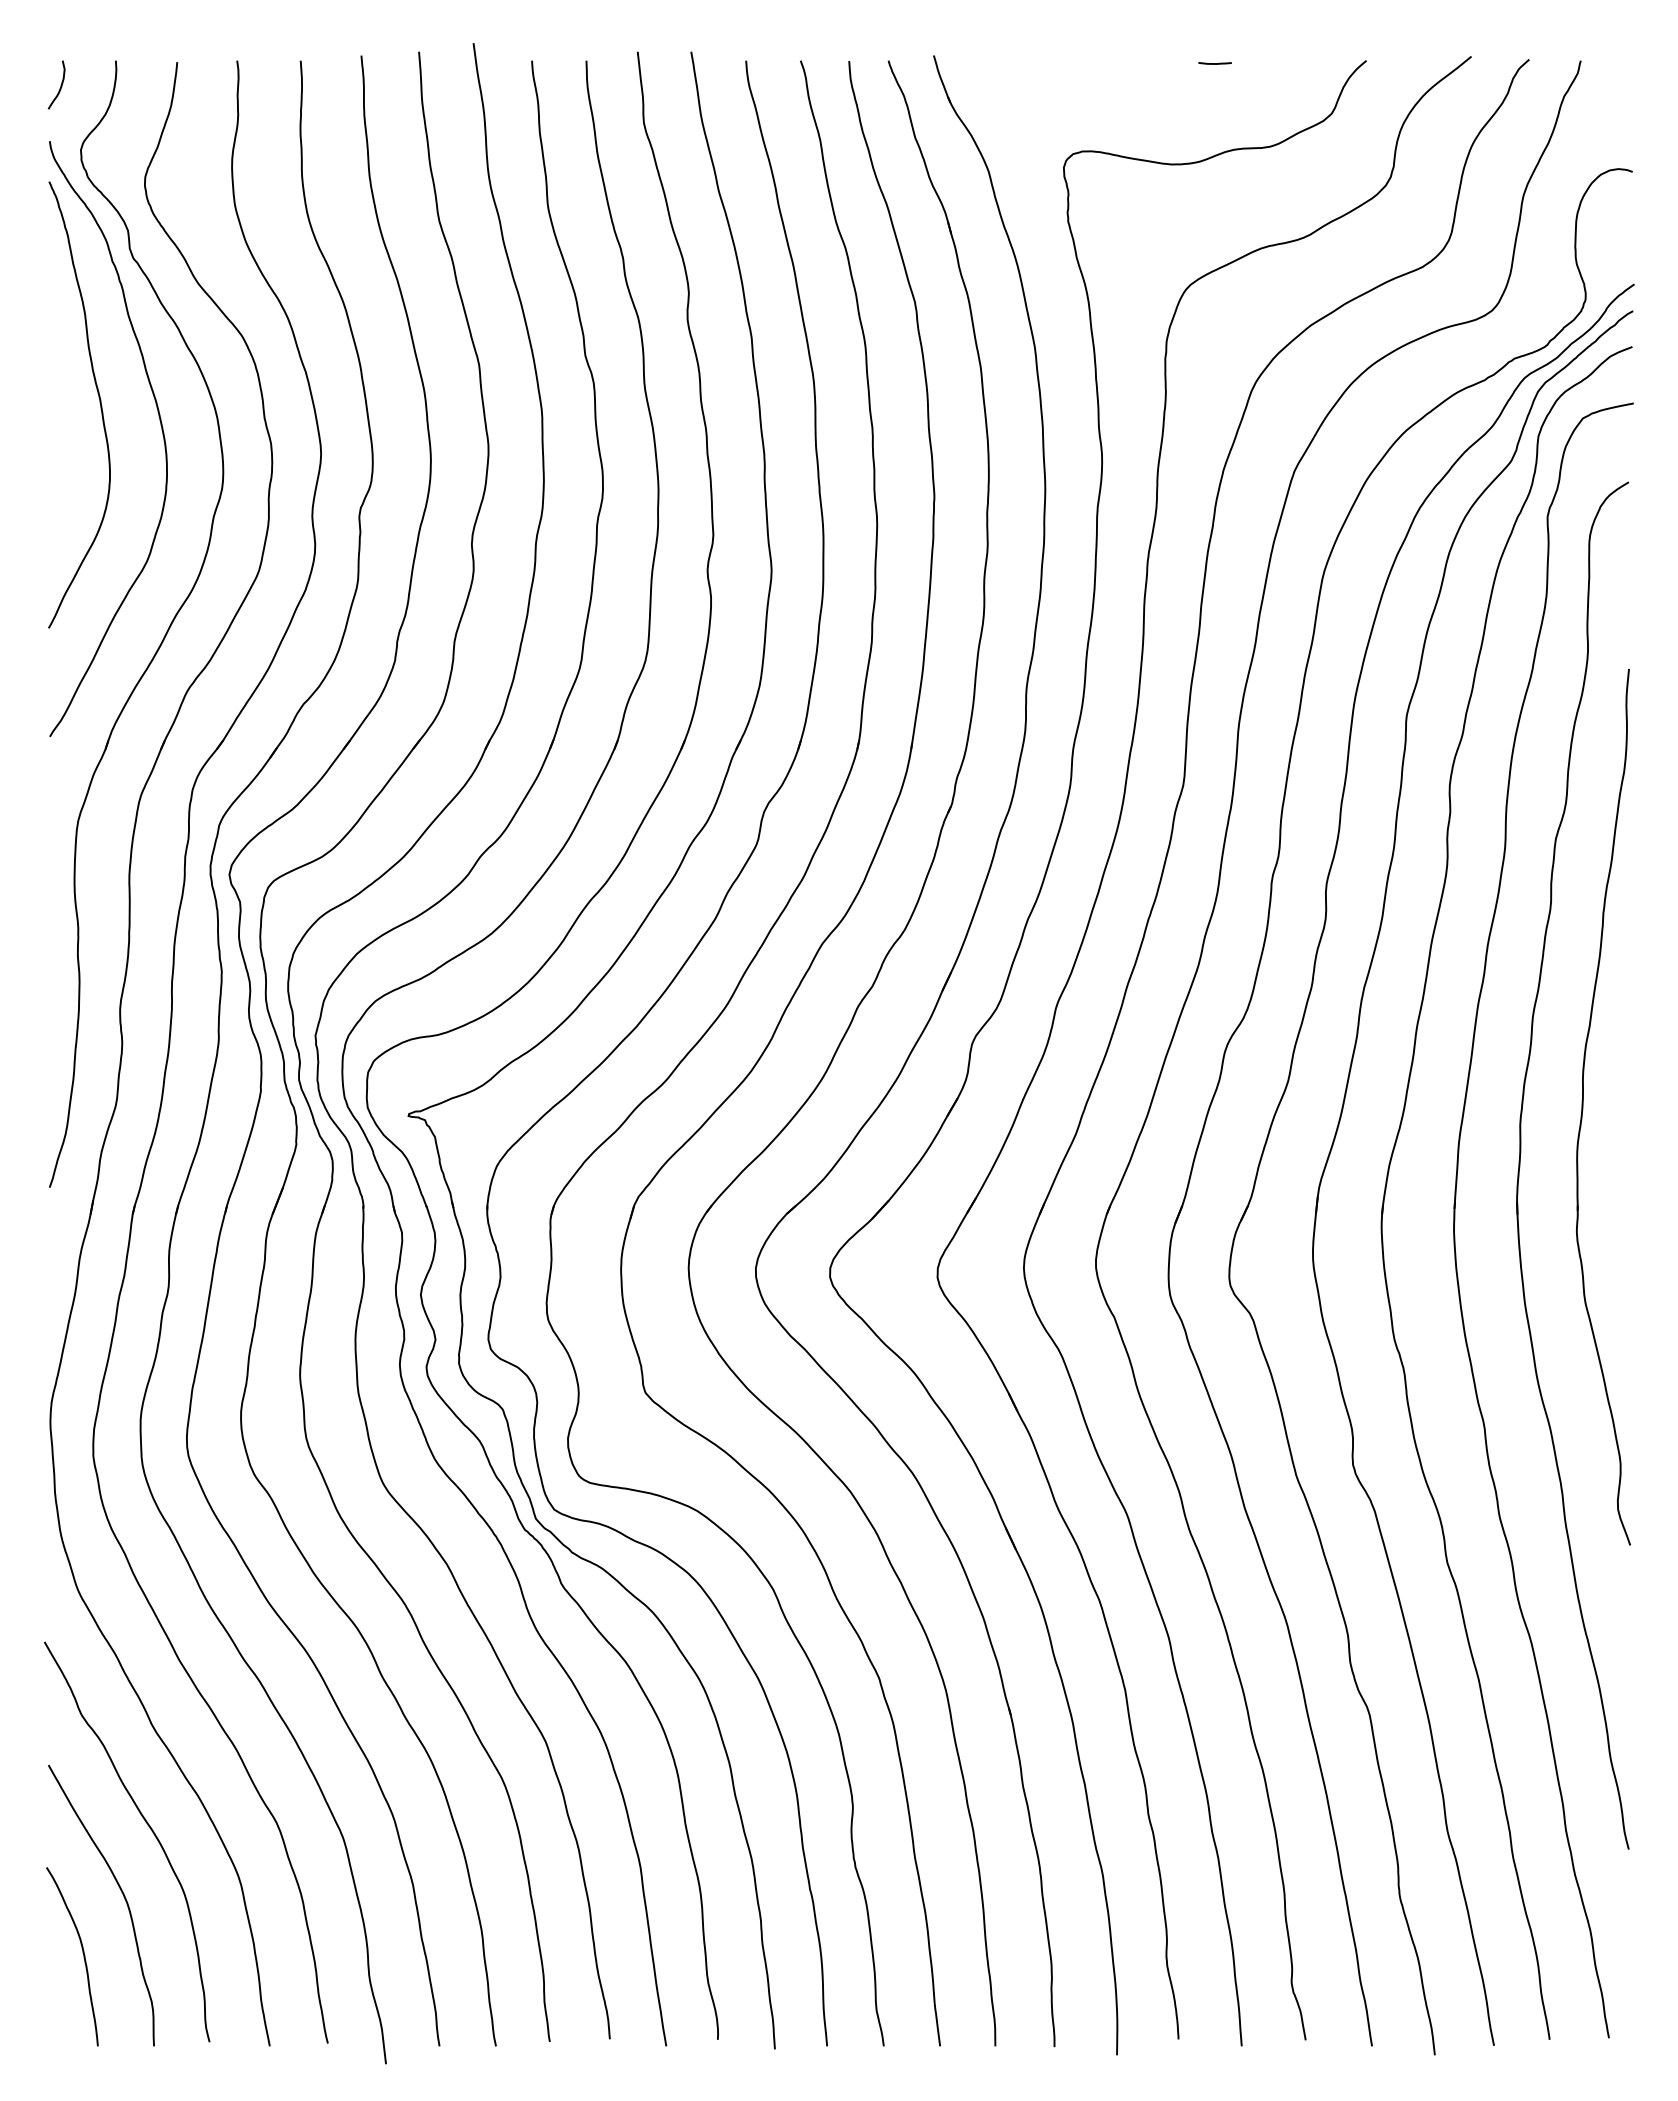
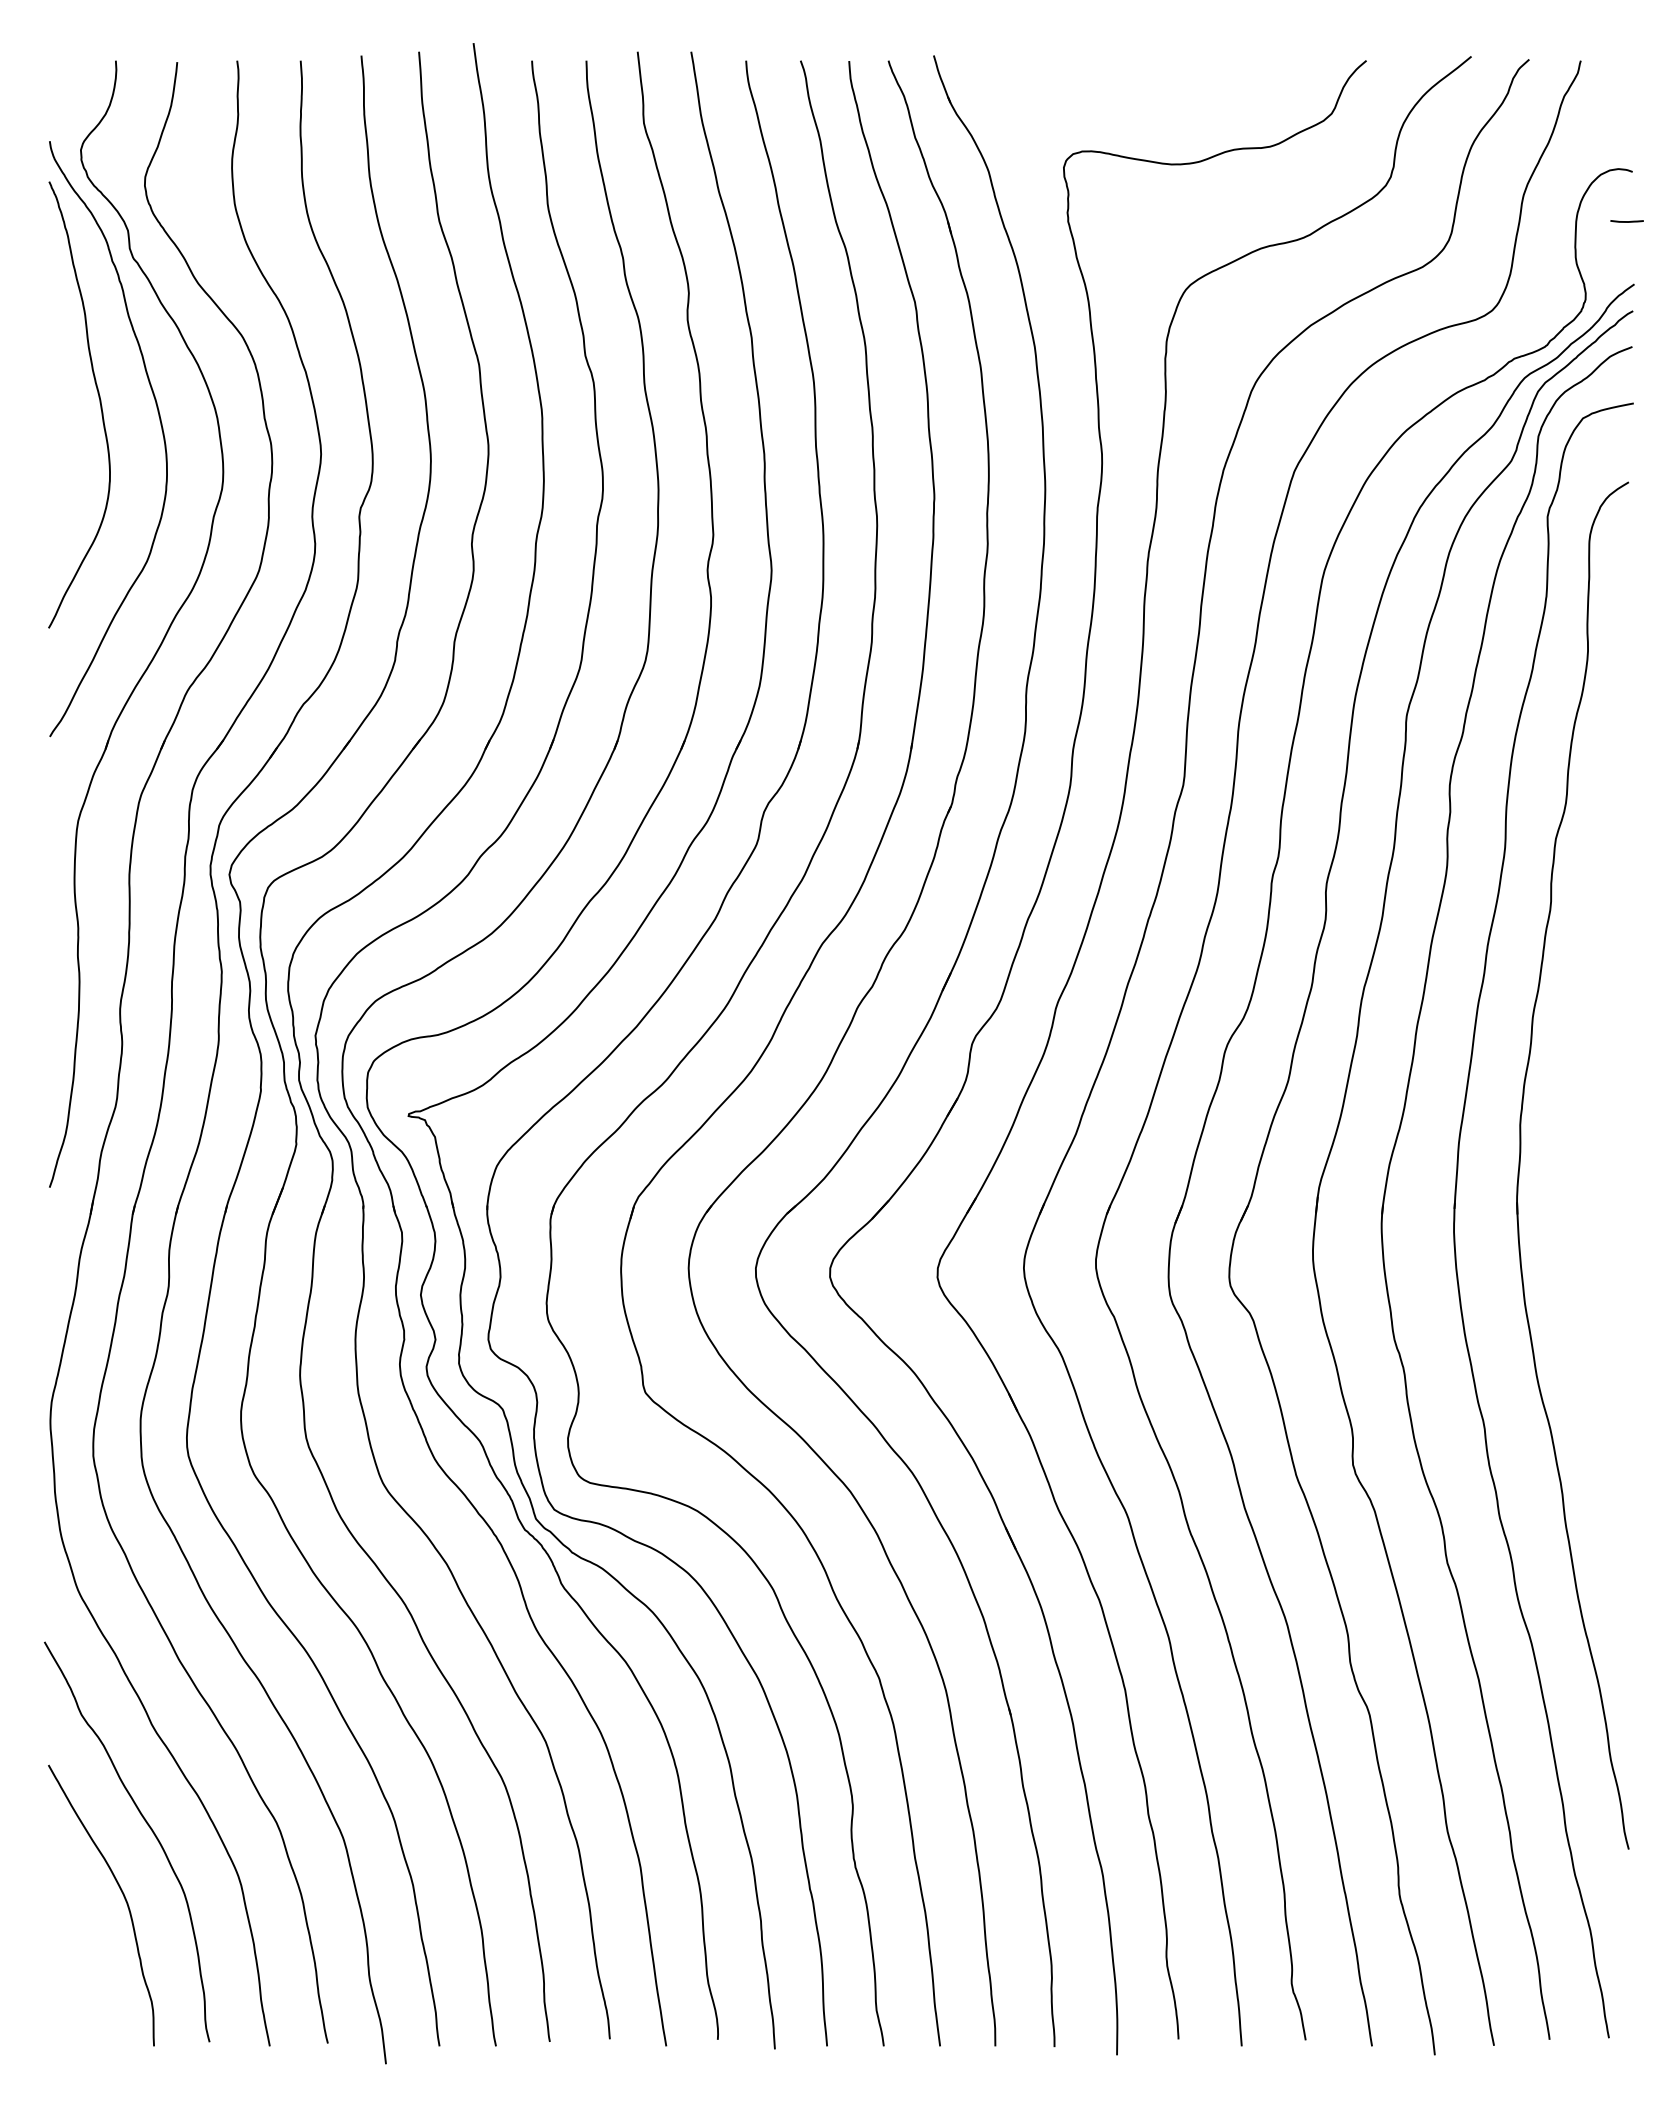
line position: (1214, 63) -> (1626, 221) (1626, 221)
curve: present -> none (60, 85)
part: present -> none (1583, 1106)
curve: present -> none (82, 1953)
